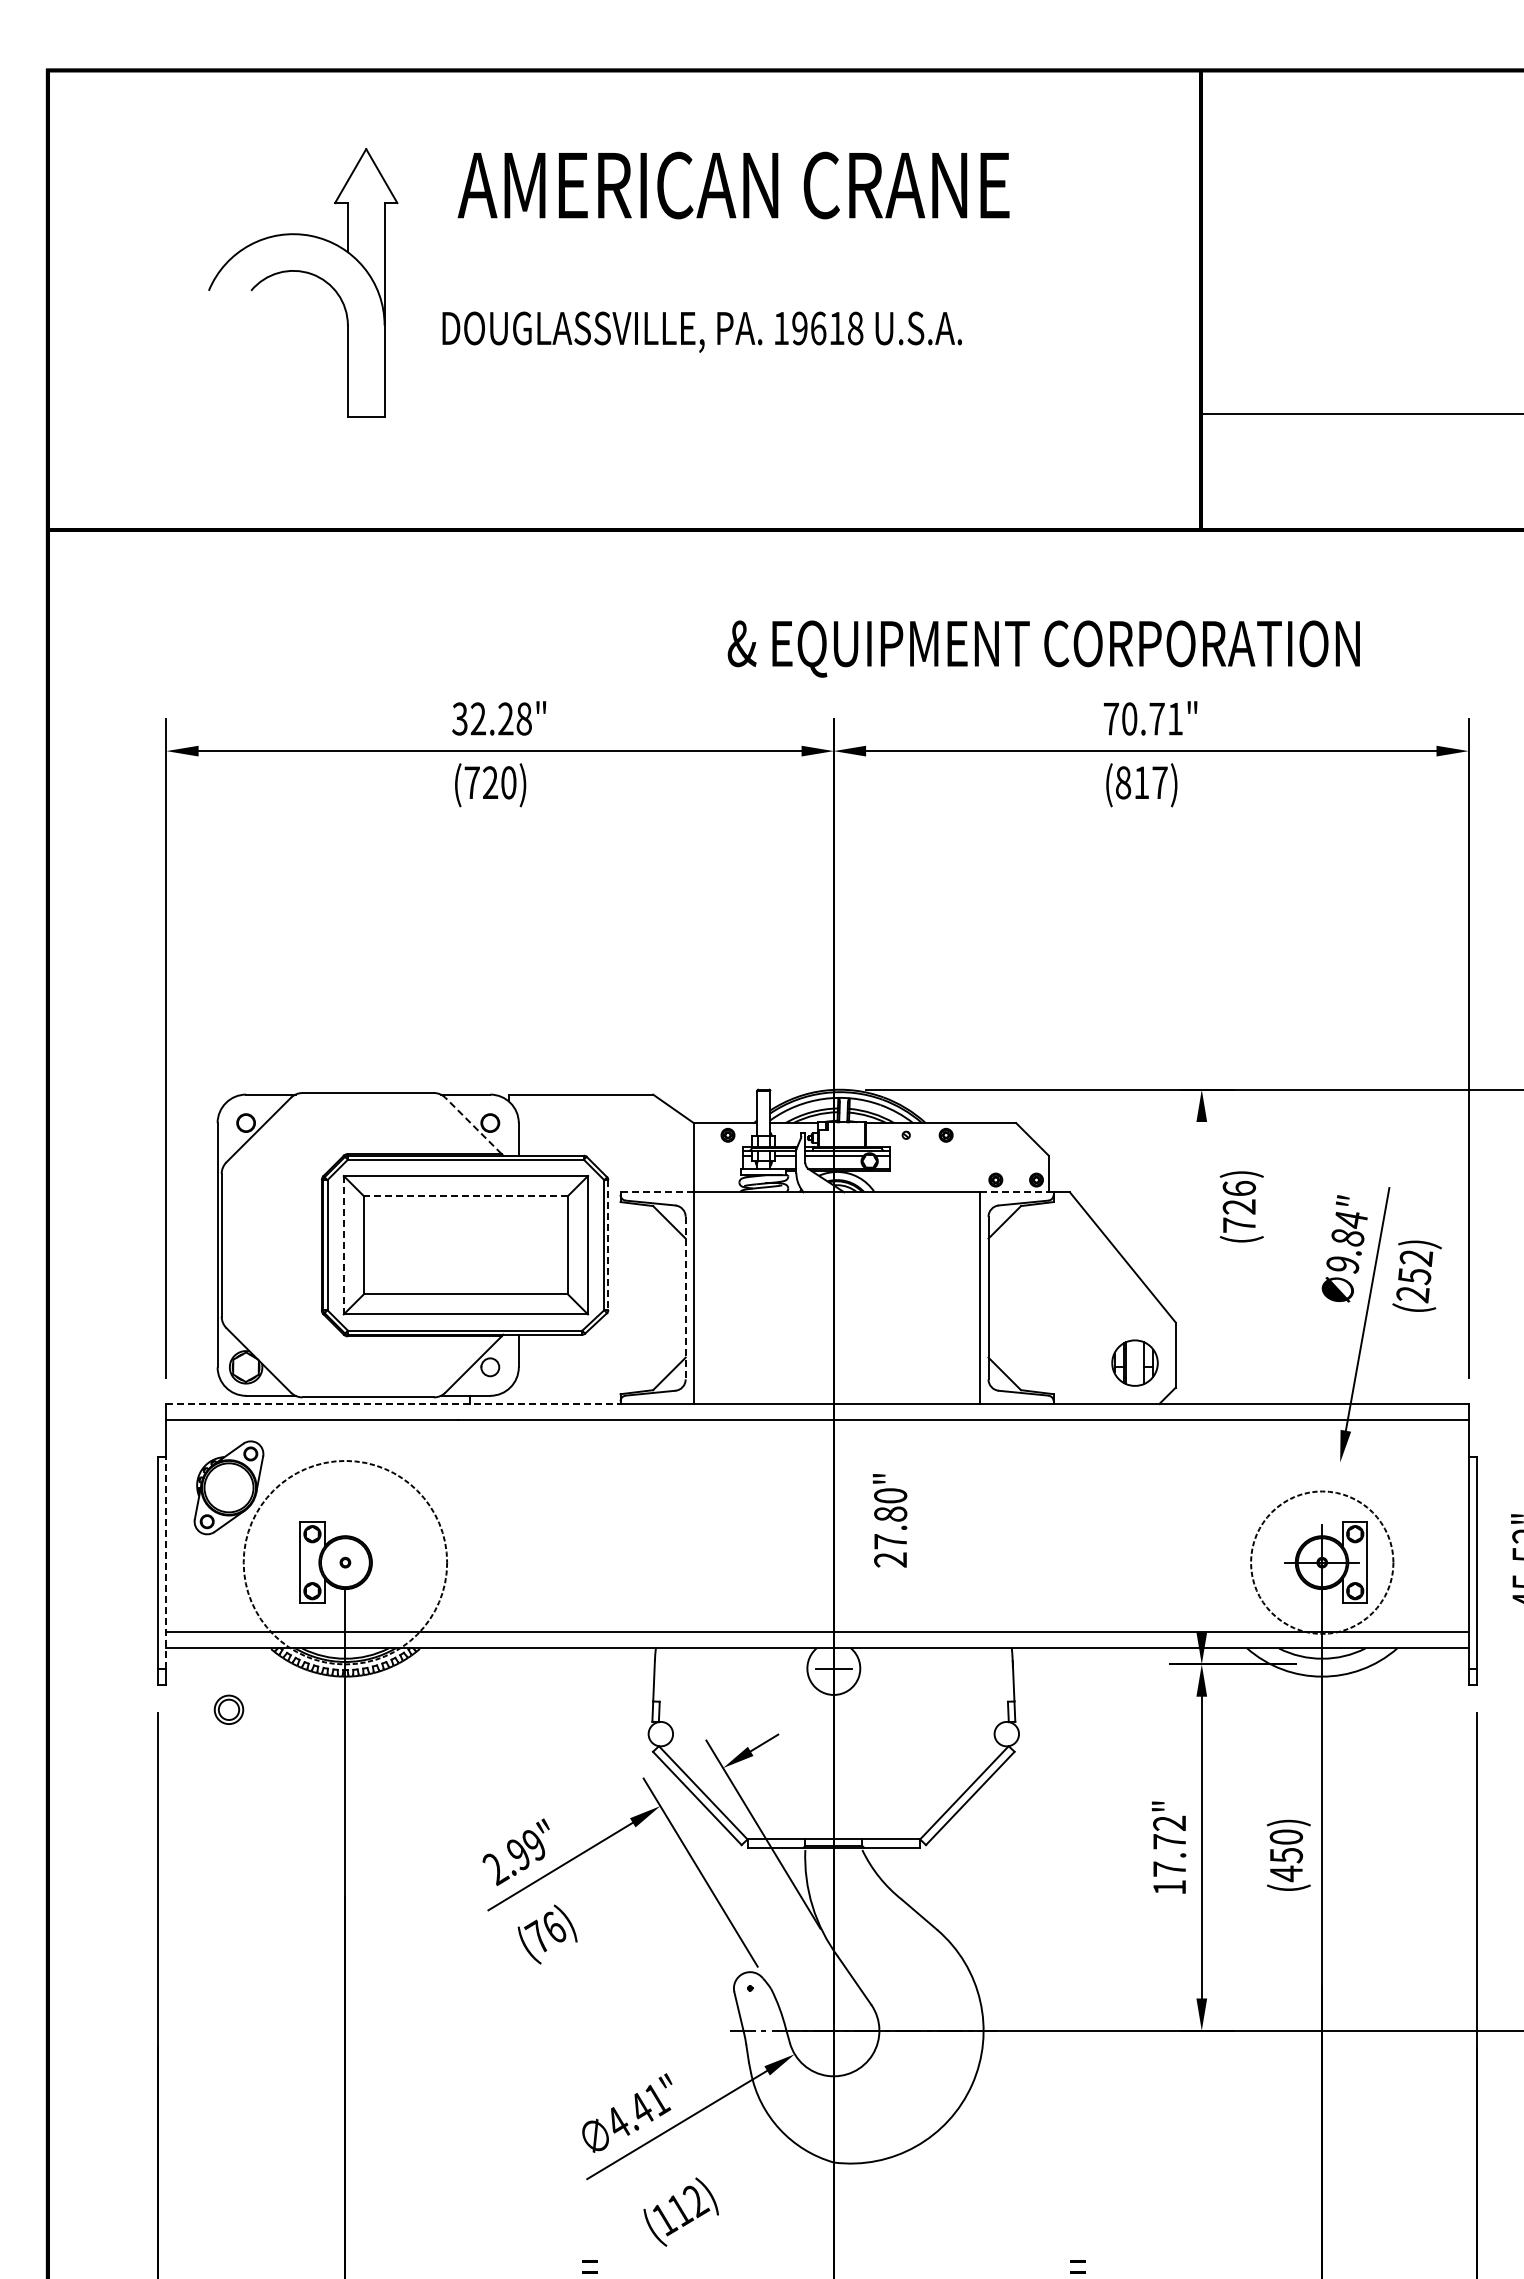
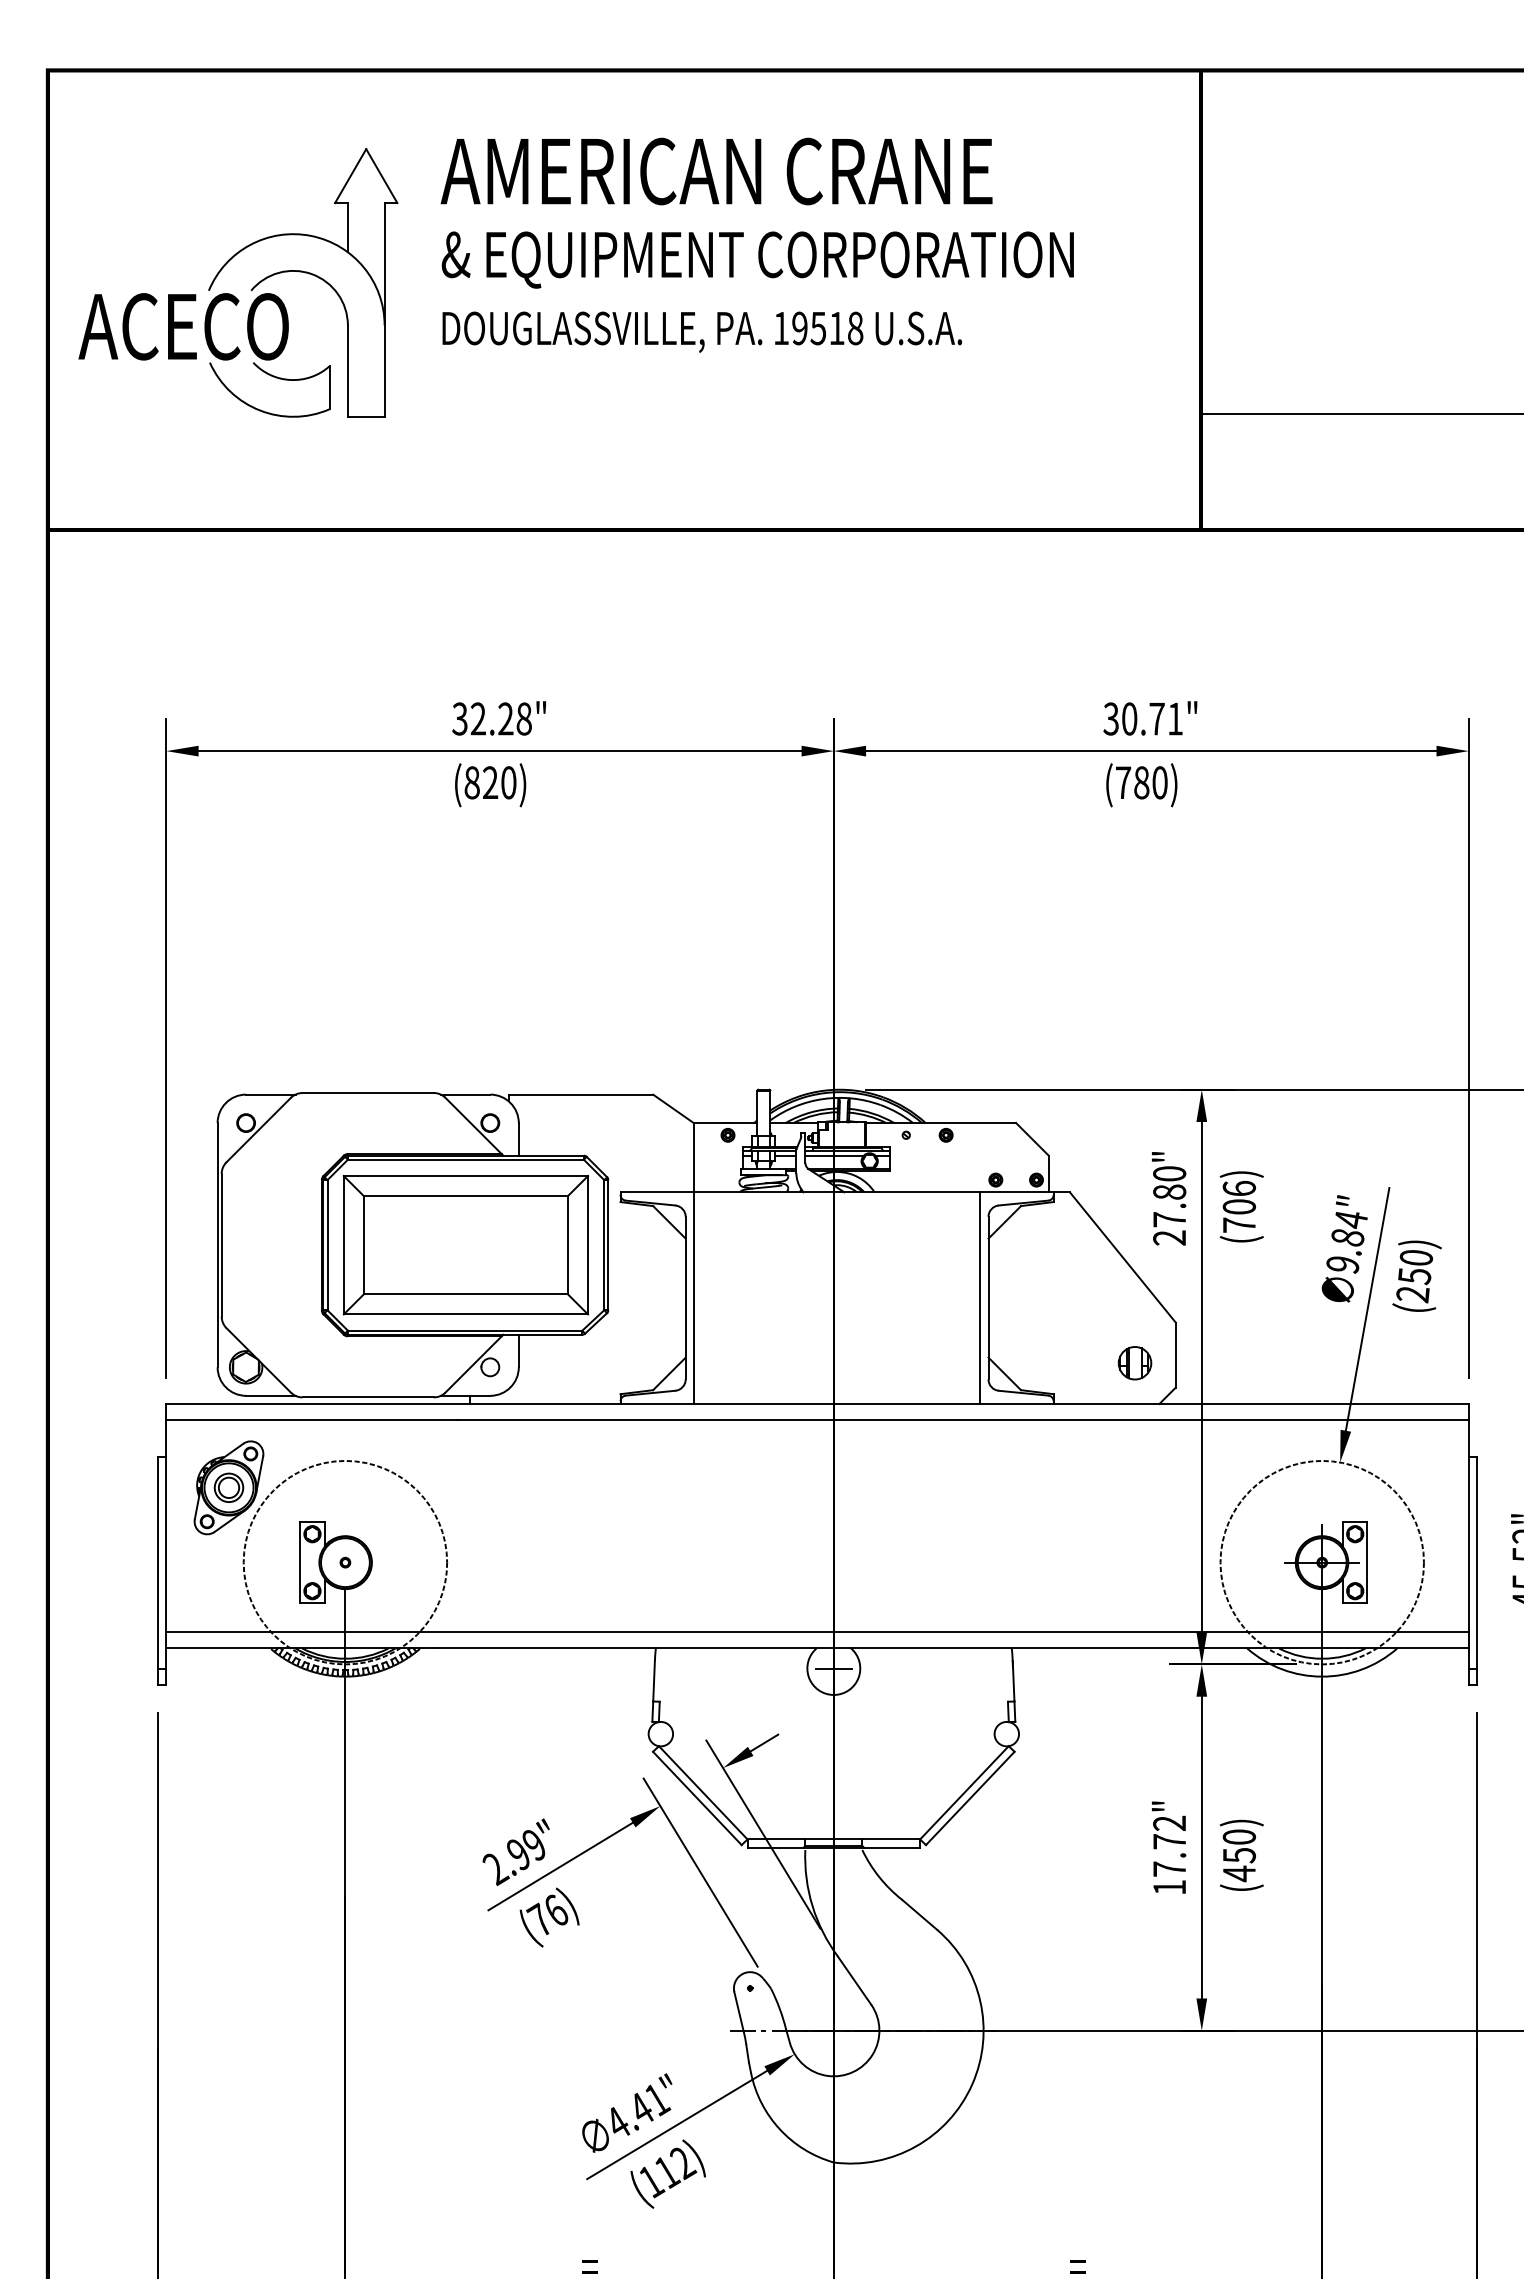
text position: (733, 185) -> (716, 171) (716, 171)
text: 19618 -> 19518 (818, 328)
part: none -> present (209, 350)
text position: (1043, 648) -> (757, 259) (757, 259)
text: 70.71" -> 30.71" (1110, 718)
text: (720) -> (820) (471, 782)
text: (817) -> (780) (1141, 782)
line: dashed -> solid (473, 1125)
line: dashed -> solid (657, 1192)
line: dashed -> solid (1016, 1192)
line: dashed -> solid (465, 1196)
text: (726) -> (706) (1239, 1206)
line: dashed -> solid (343, 1245)
line: dashed -> solid (608, 1245)
text: (252) -> (250) (1416, 1258)
line: dashed -> solid (685, 1298)
part size: 48x48 px -> 36x35 px (1134, 1363)
line: none -> present (1201, 1376)
line: dashed -> solid (393, 1403)
text position: (890, 1520) -> (1169, 1198) (1169, 1198)
line: dashed -> solid (166, 1562)
circle diameter: 142 px -> 203 px (1321, 1562)
part position: (228, 1709) -> (228, 1487) (228, 1487)
text position: (1288, 1854) -> (1241, 1854) (1241, 1854)
text position: (547, 1934) -> (549, 1917) (549, 1917)
text position: (680, 2211) -> (667, 2173) (667, 2173)
